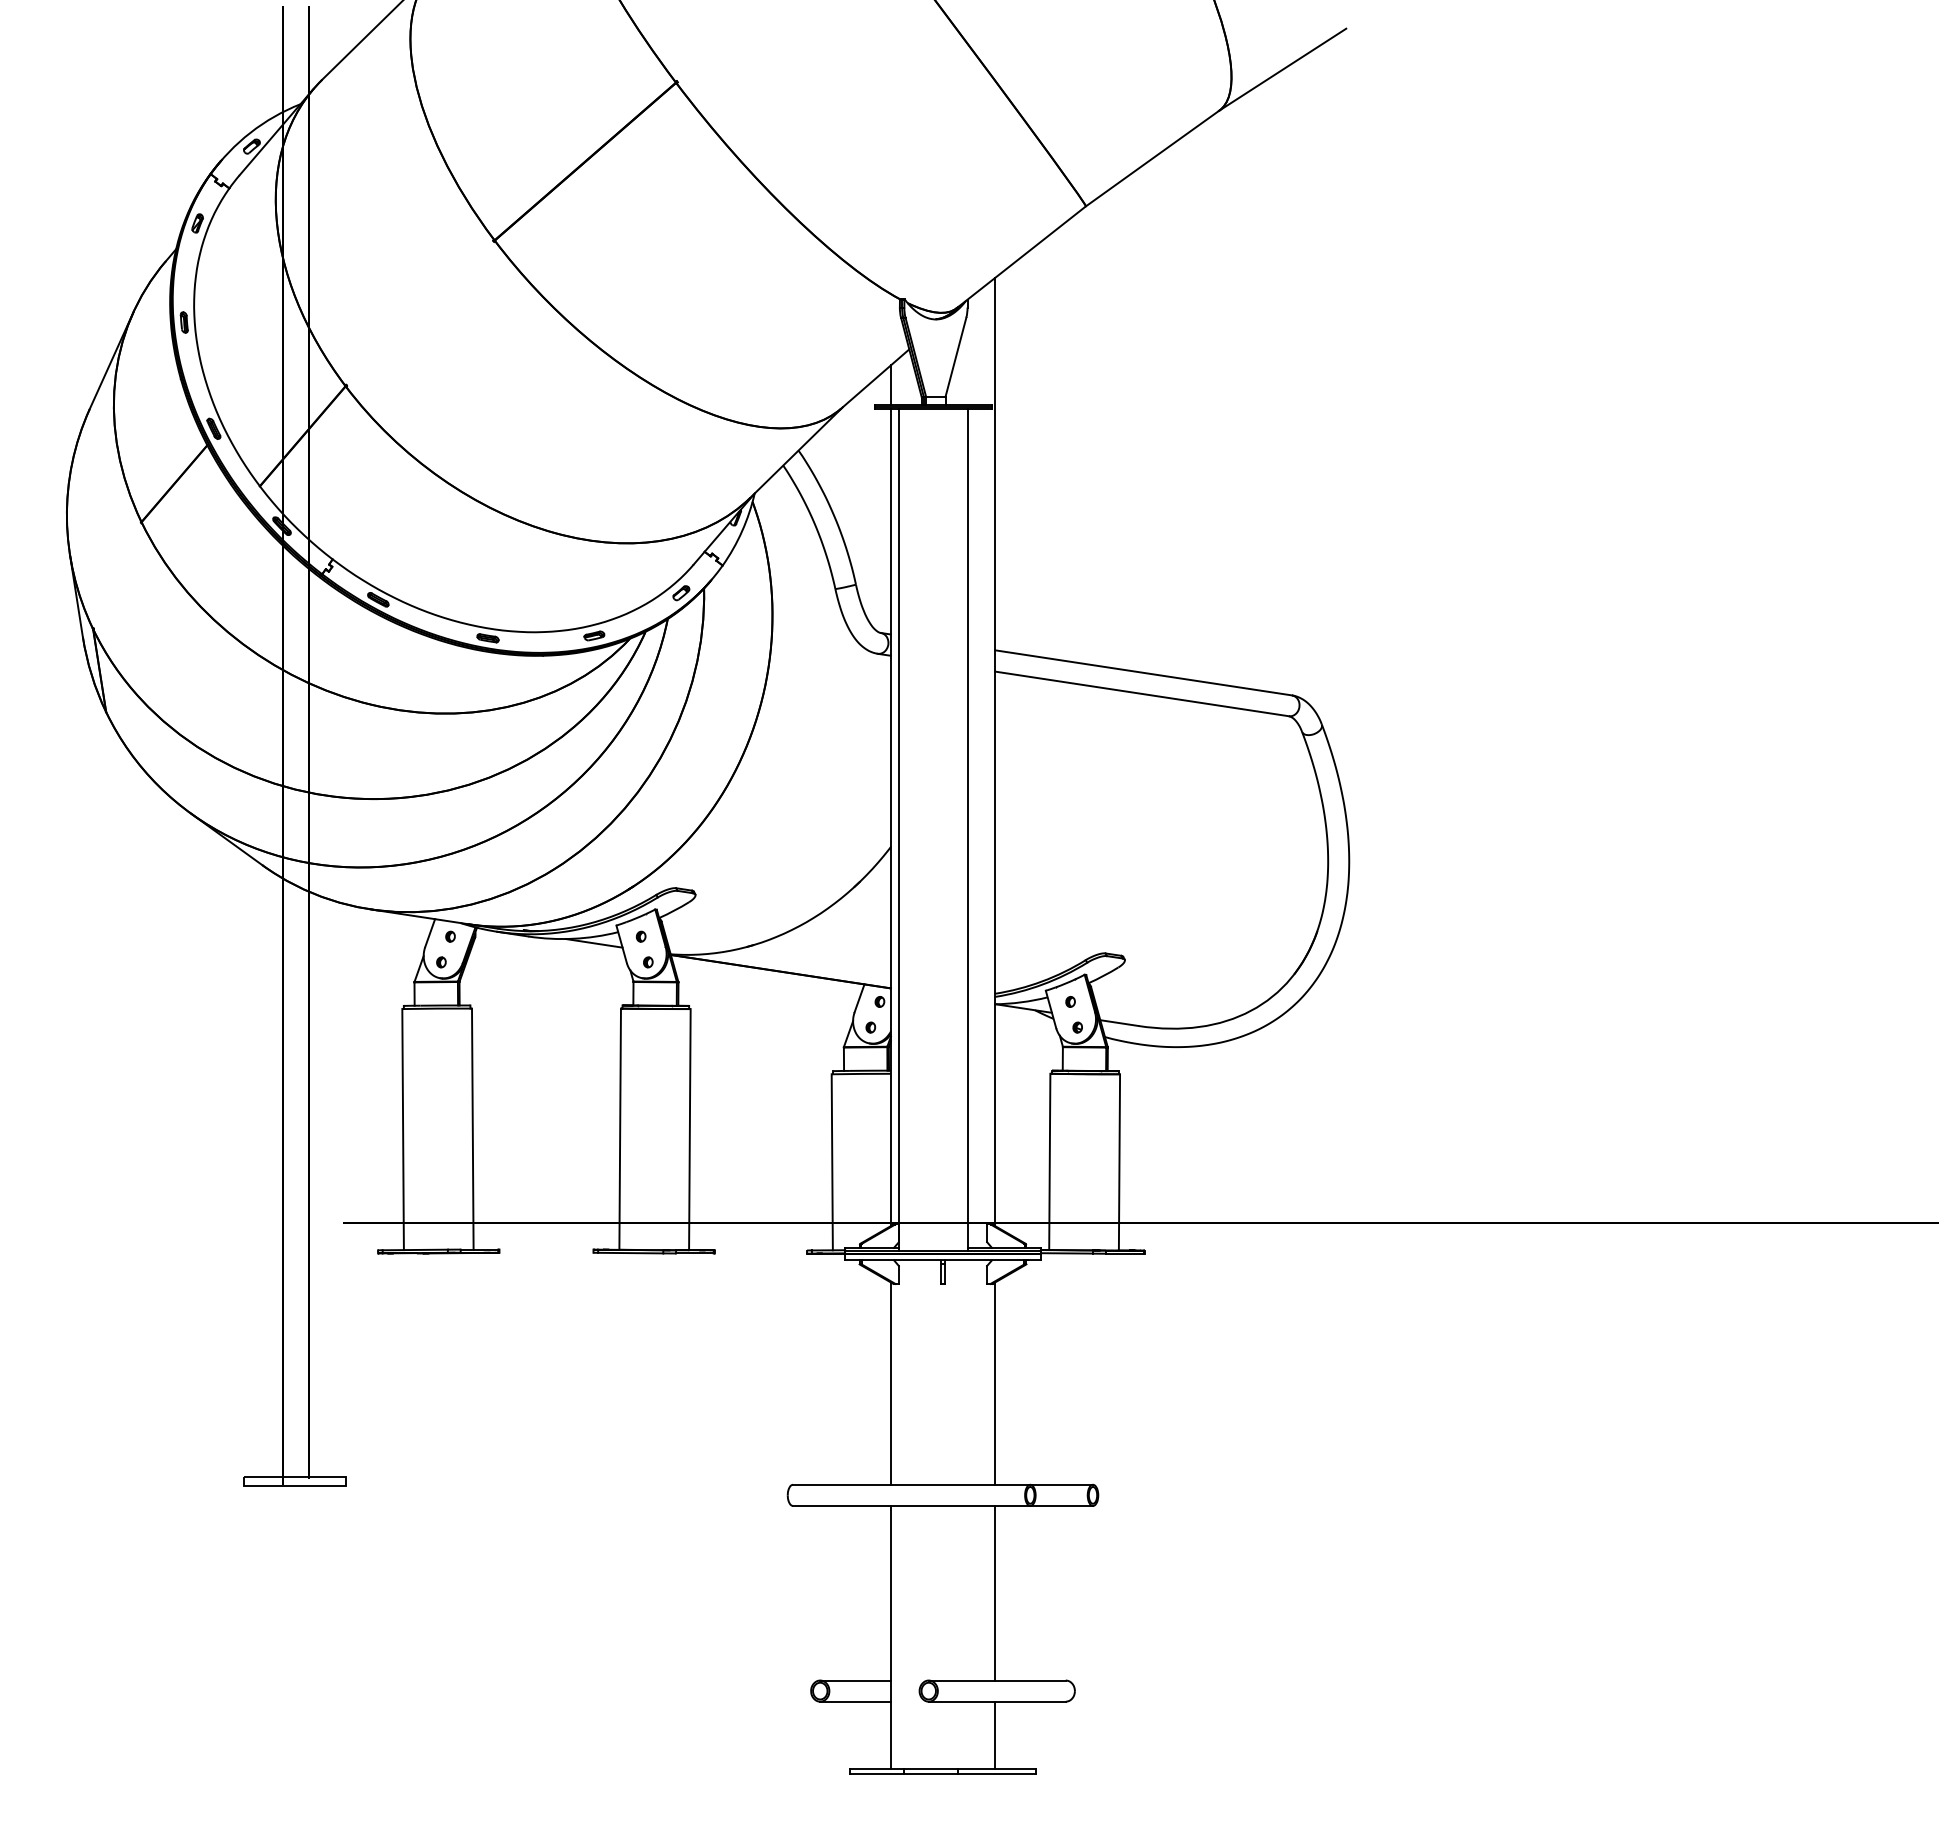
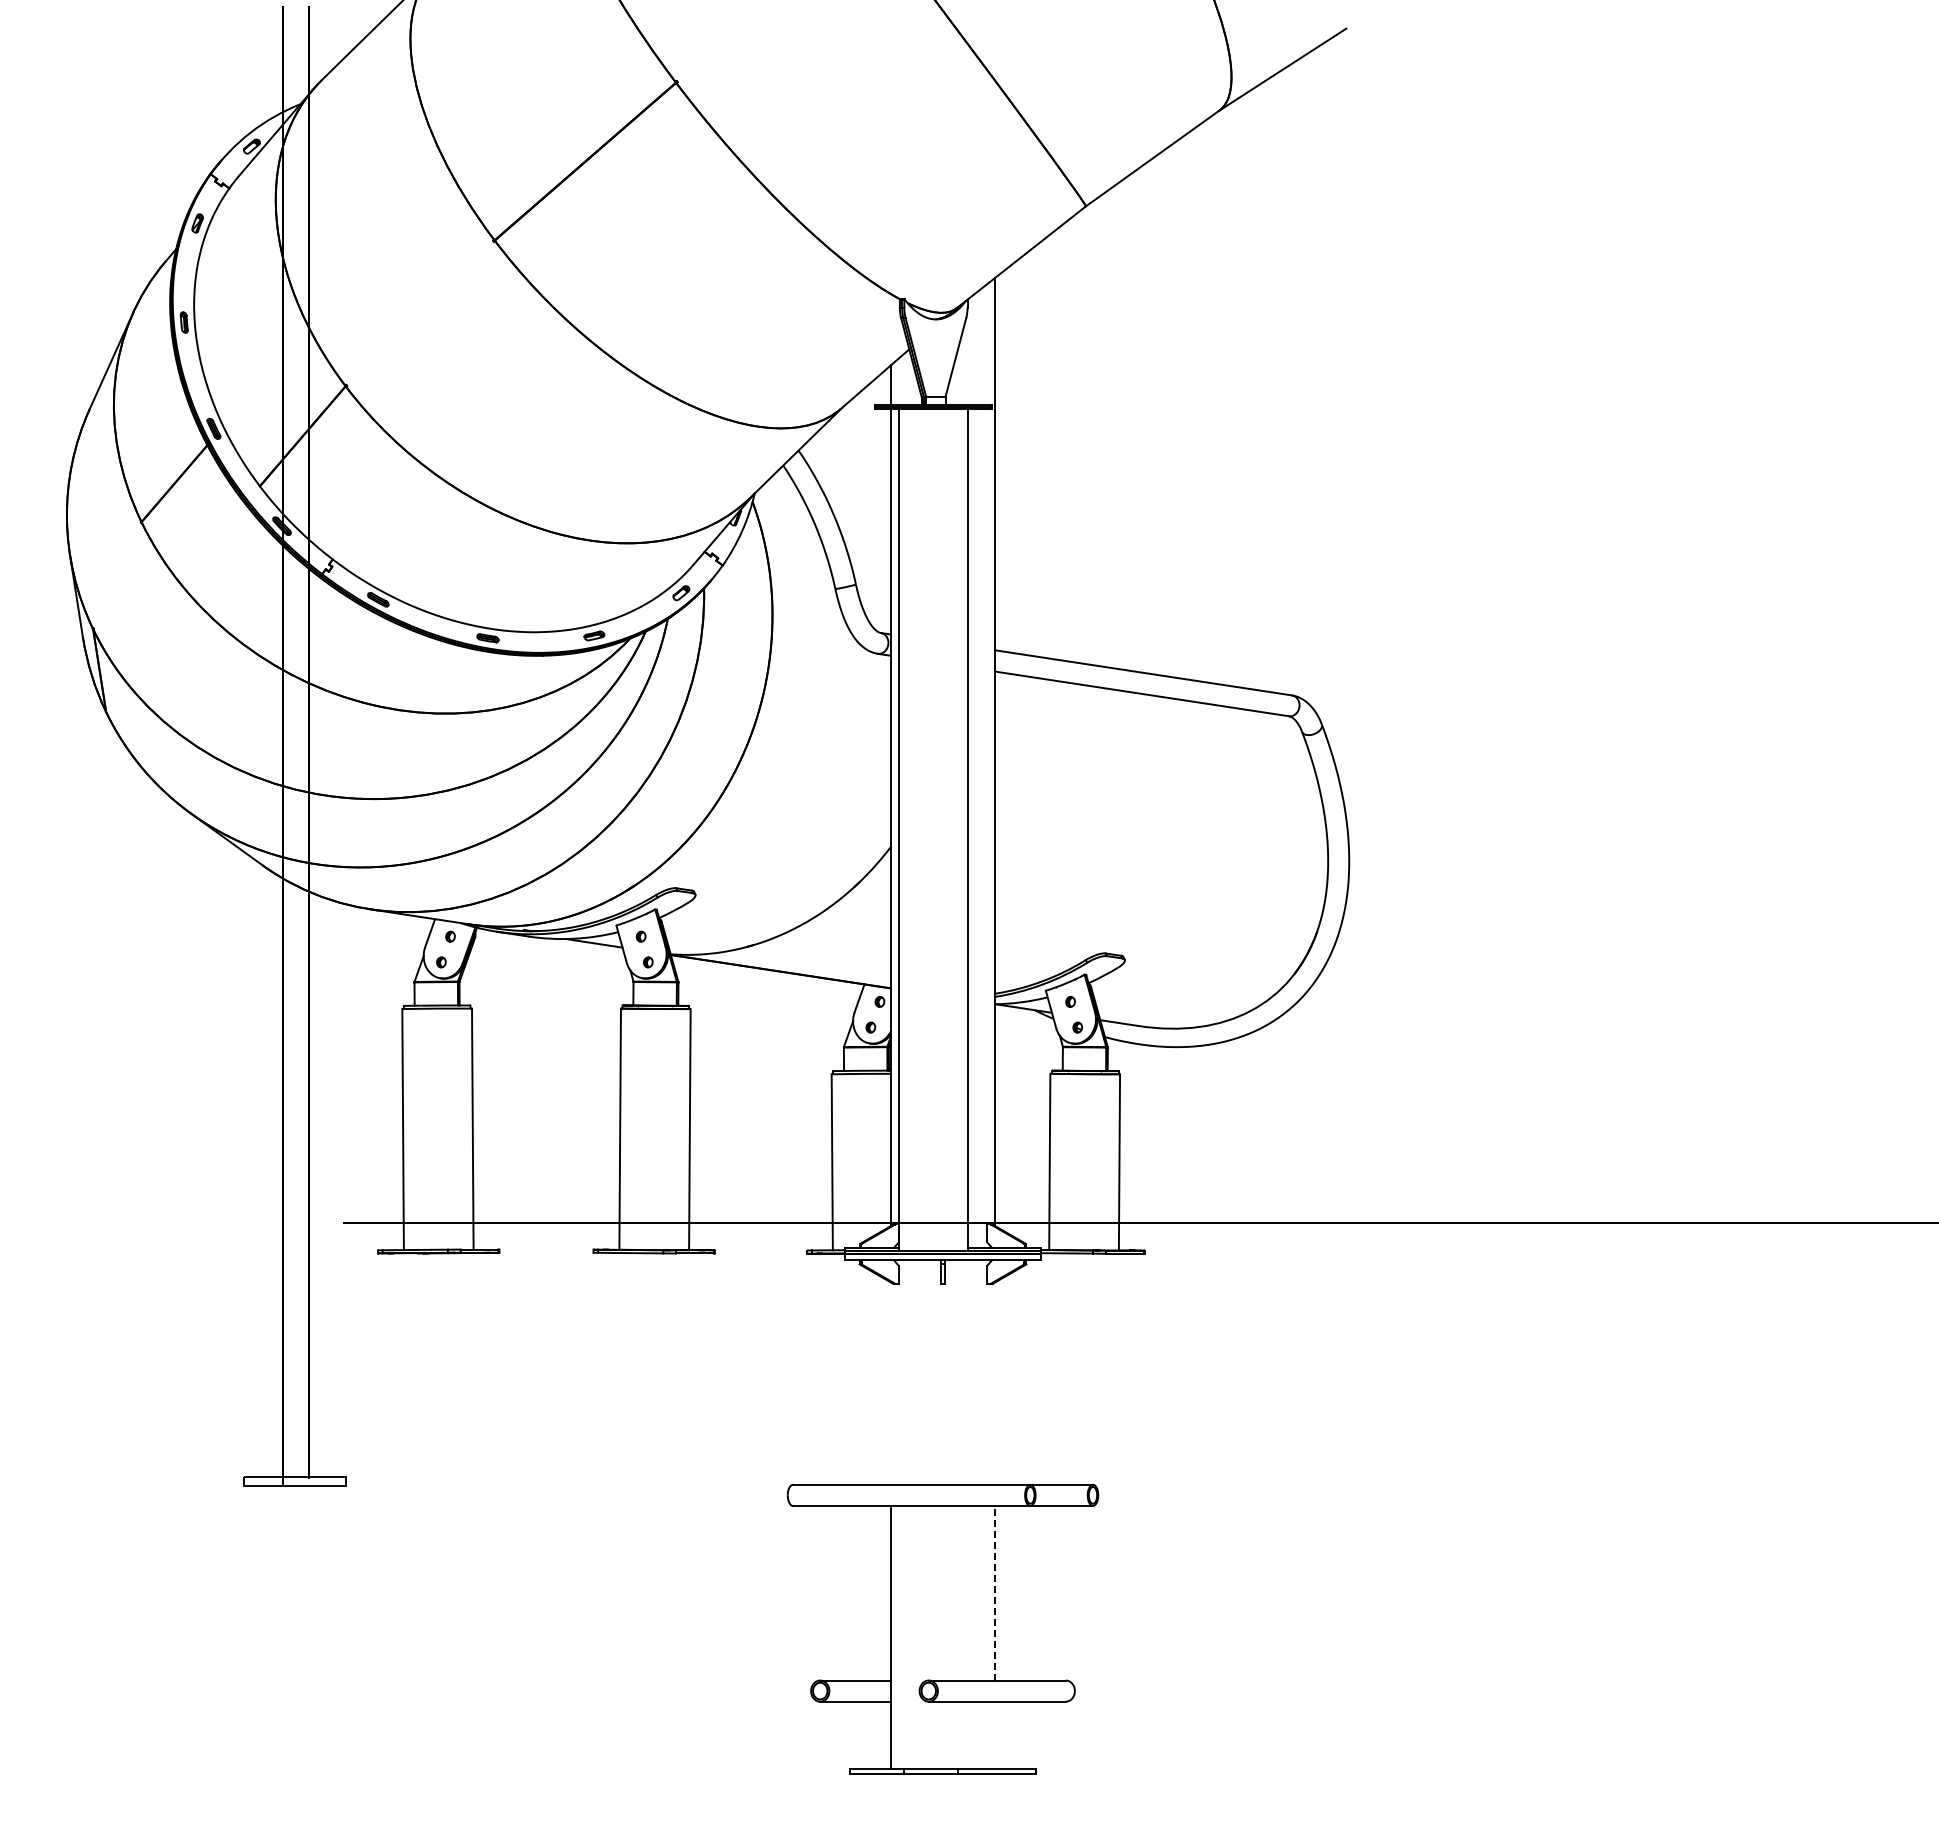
line: present -> none (890, 1383)
line: present -> none (995, 1383)
line: solid -> dashed (995, 1592)
line: present -> none (995, 1735)
